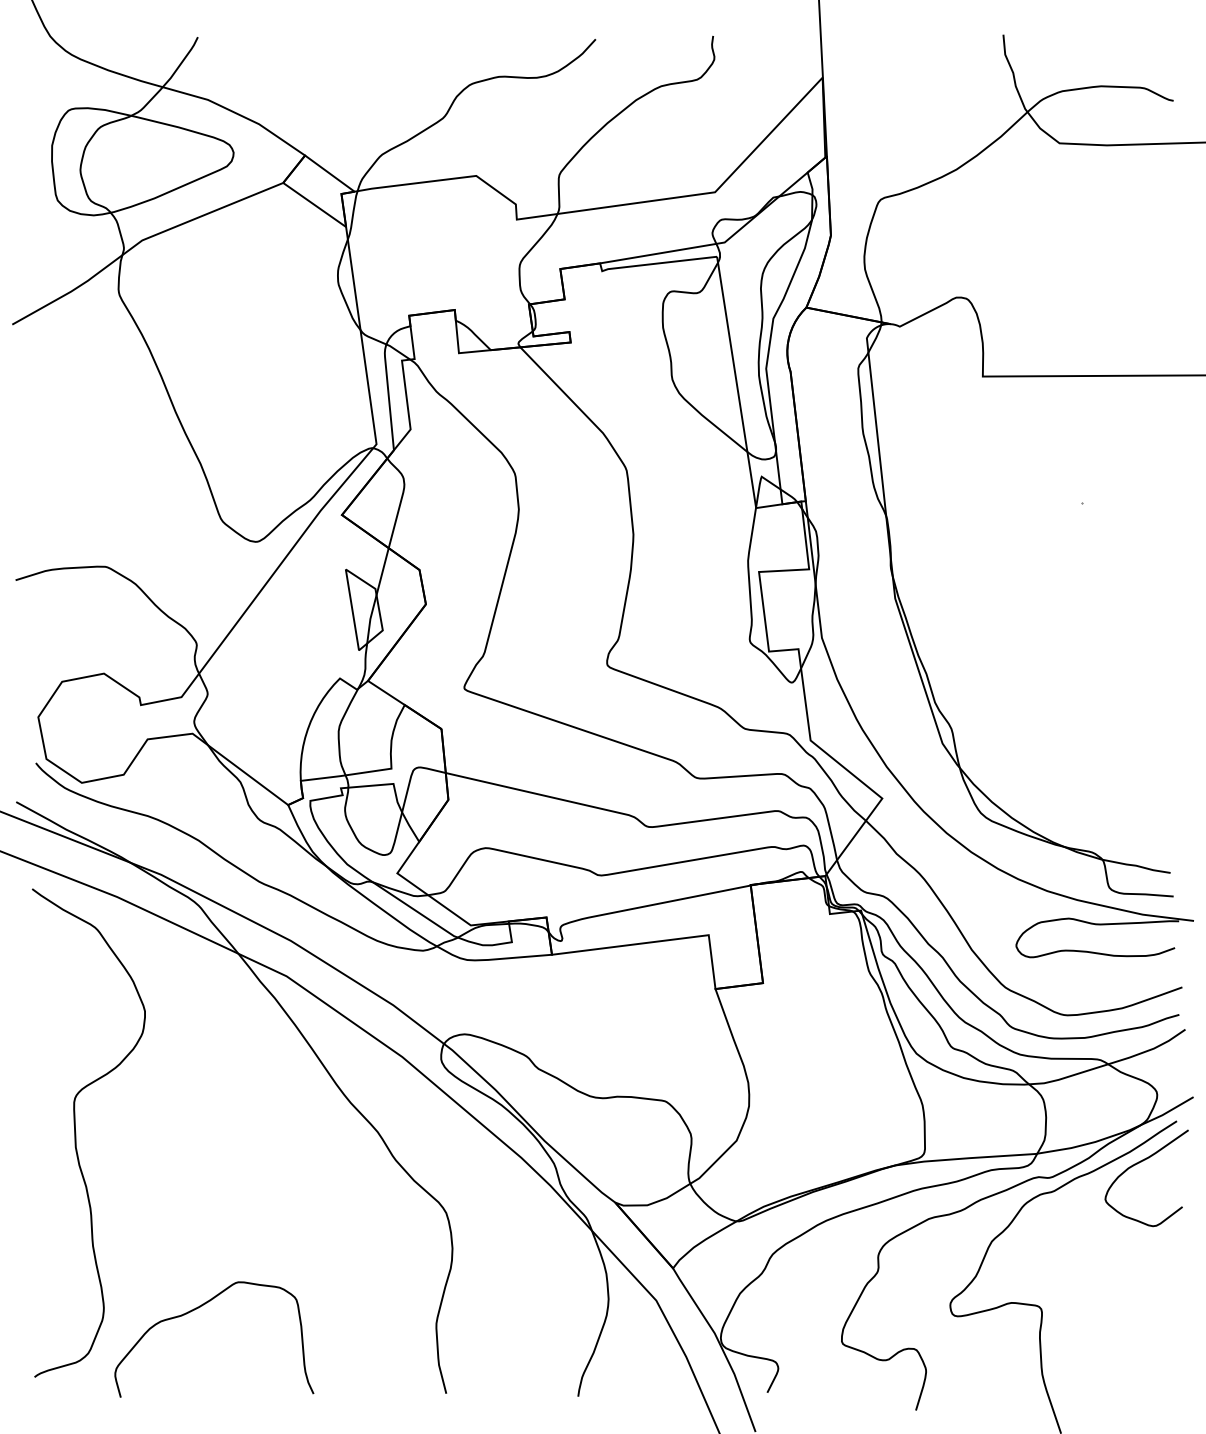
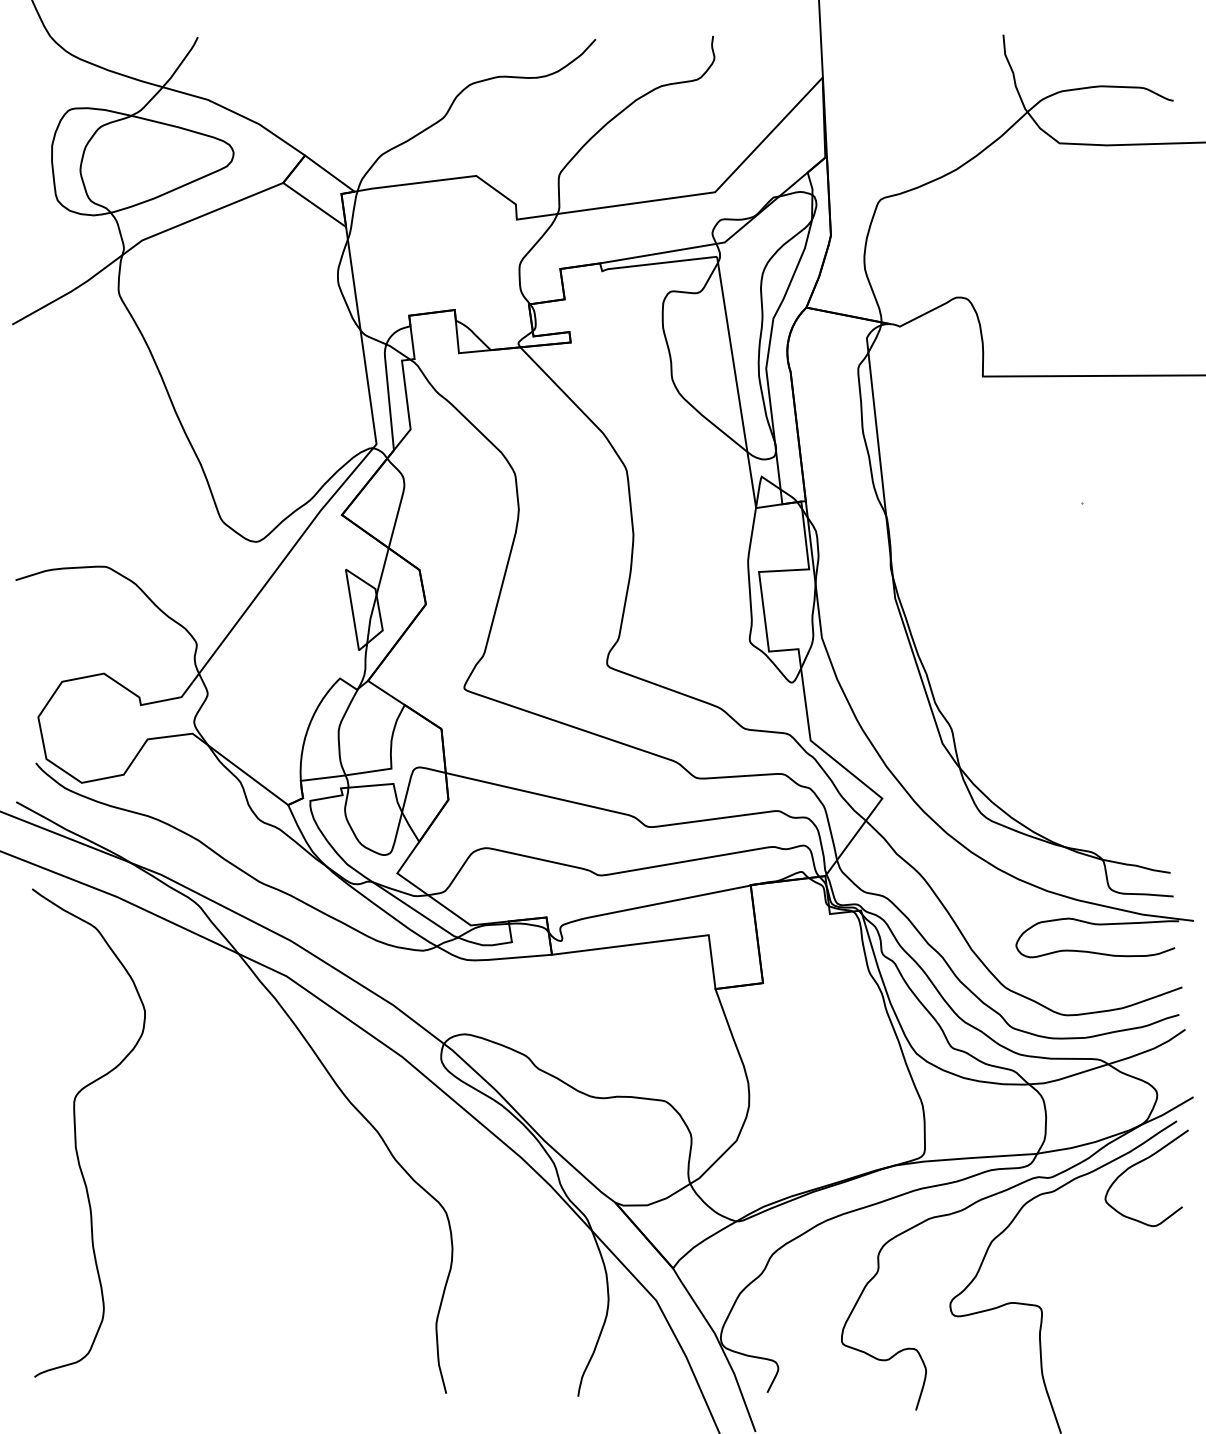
curve: present -> none (198, 1308)
